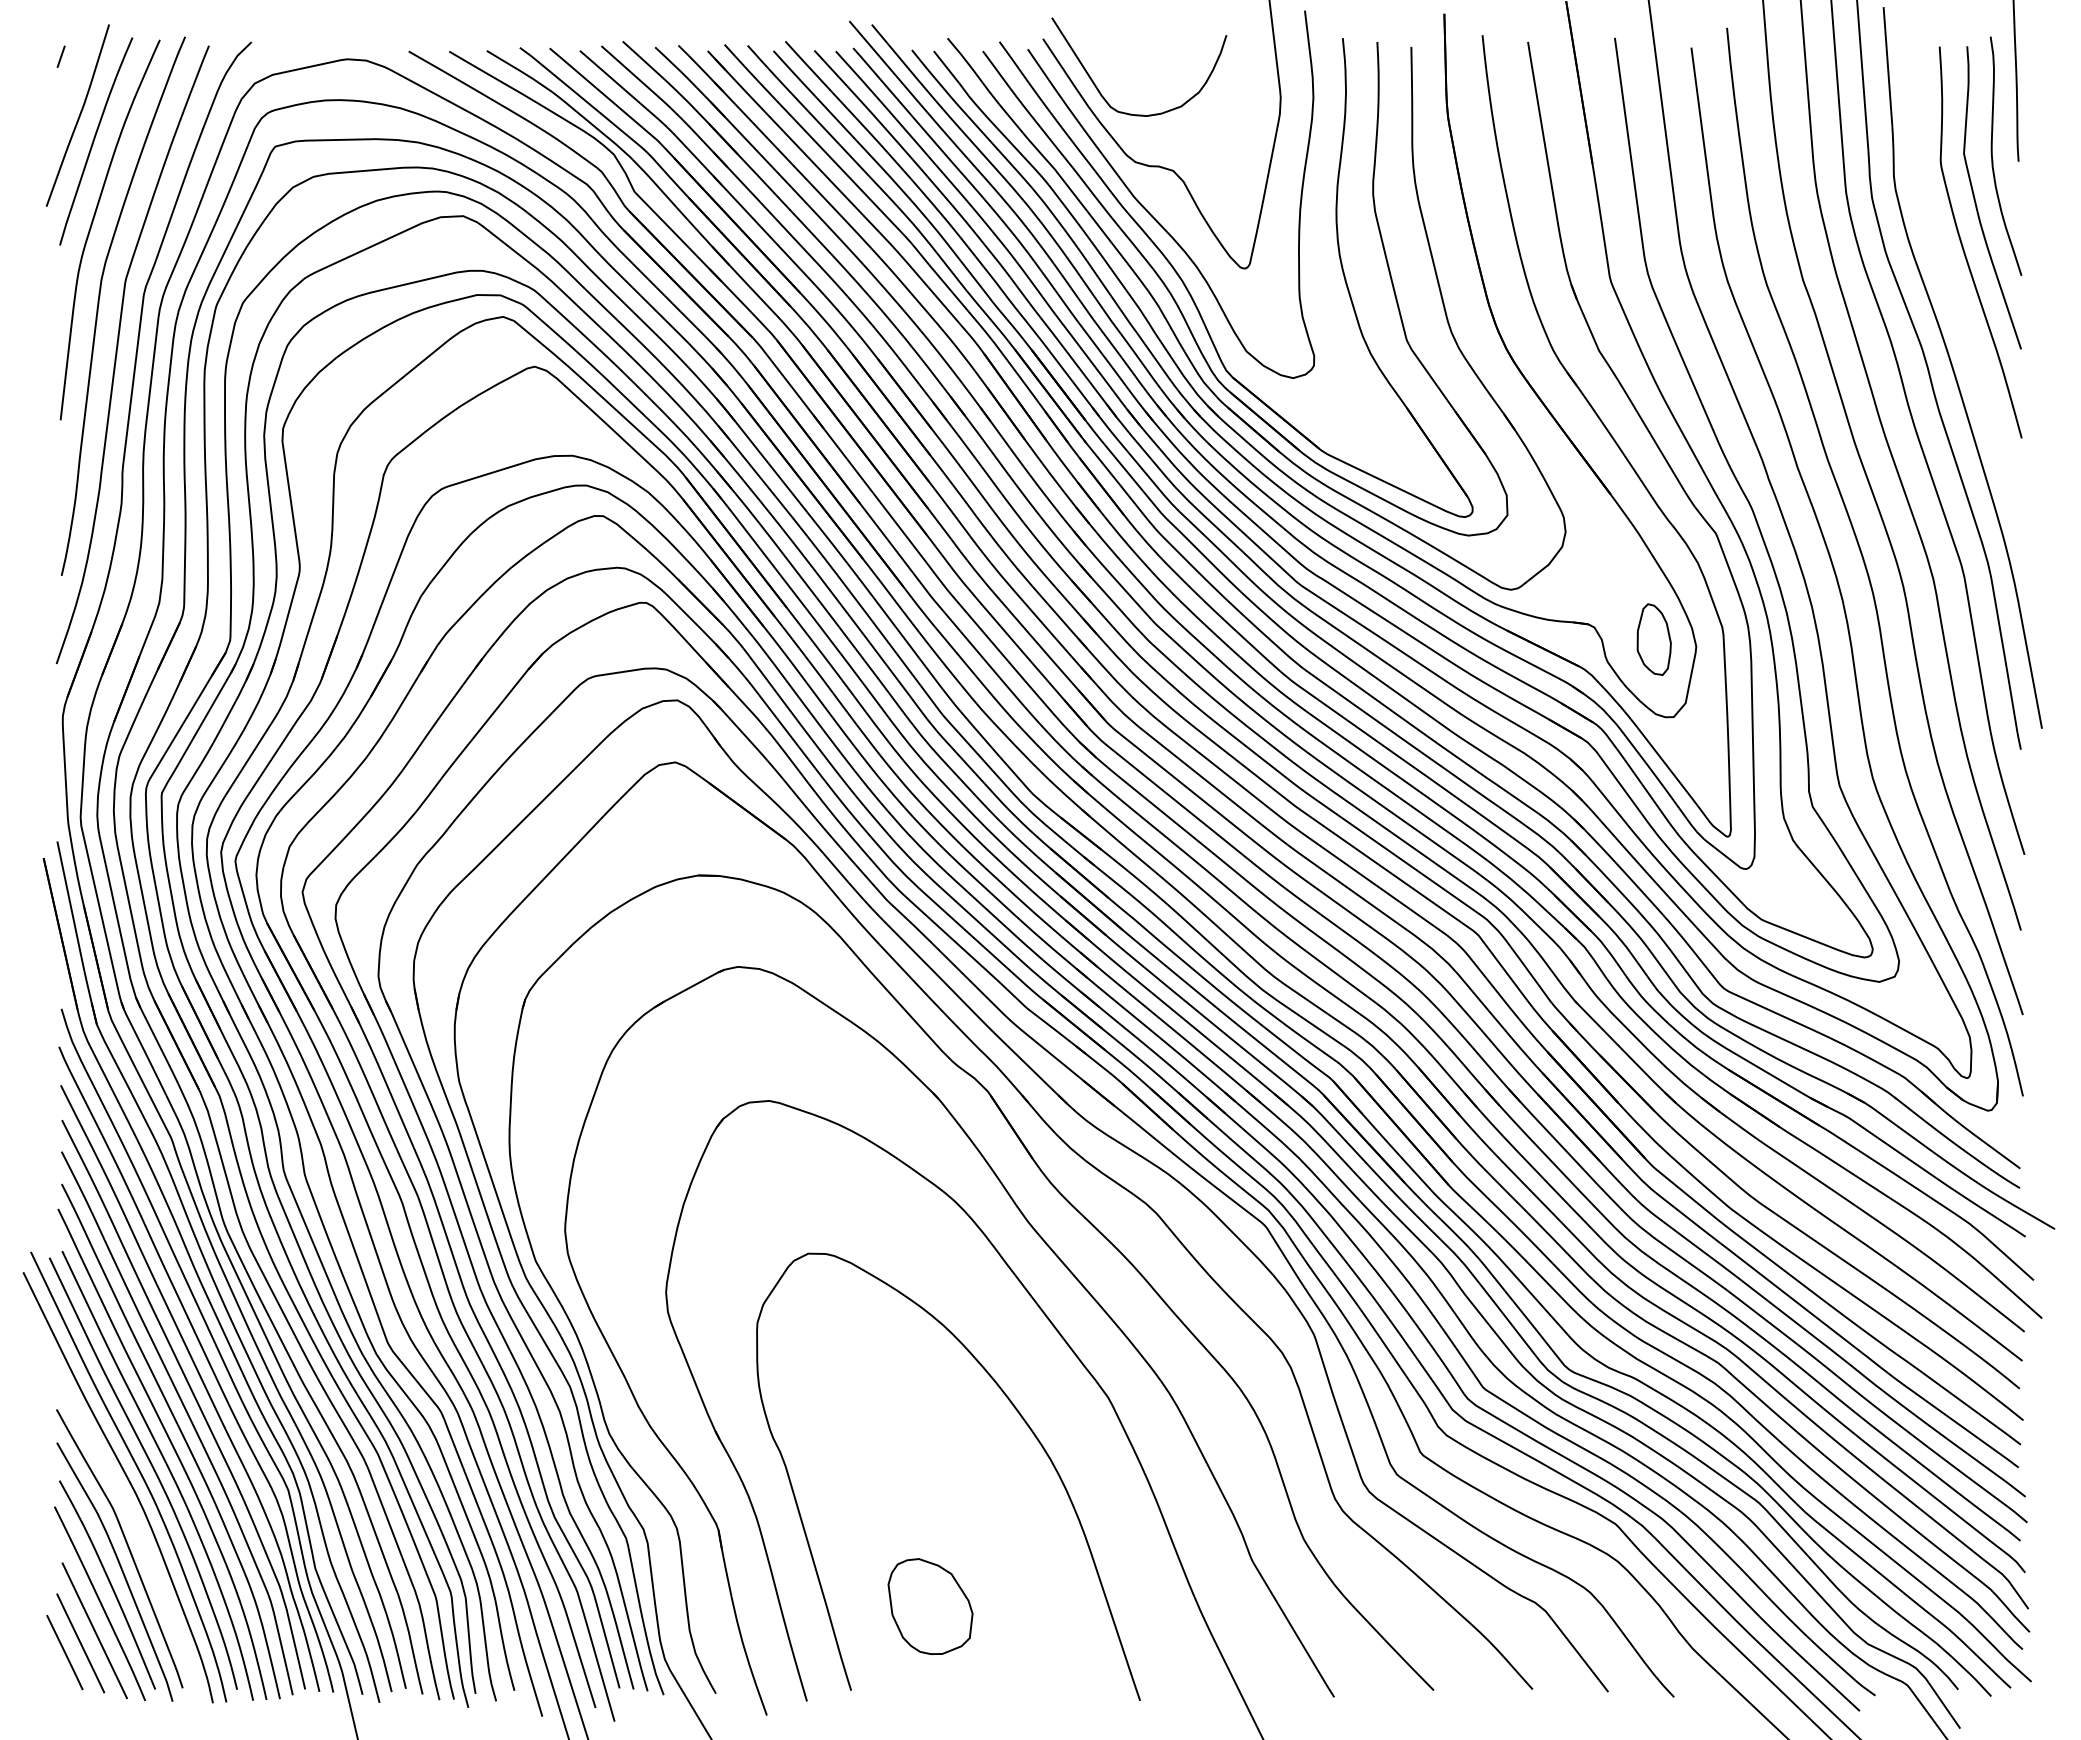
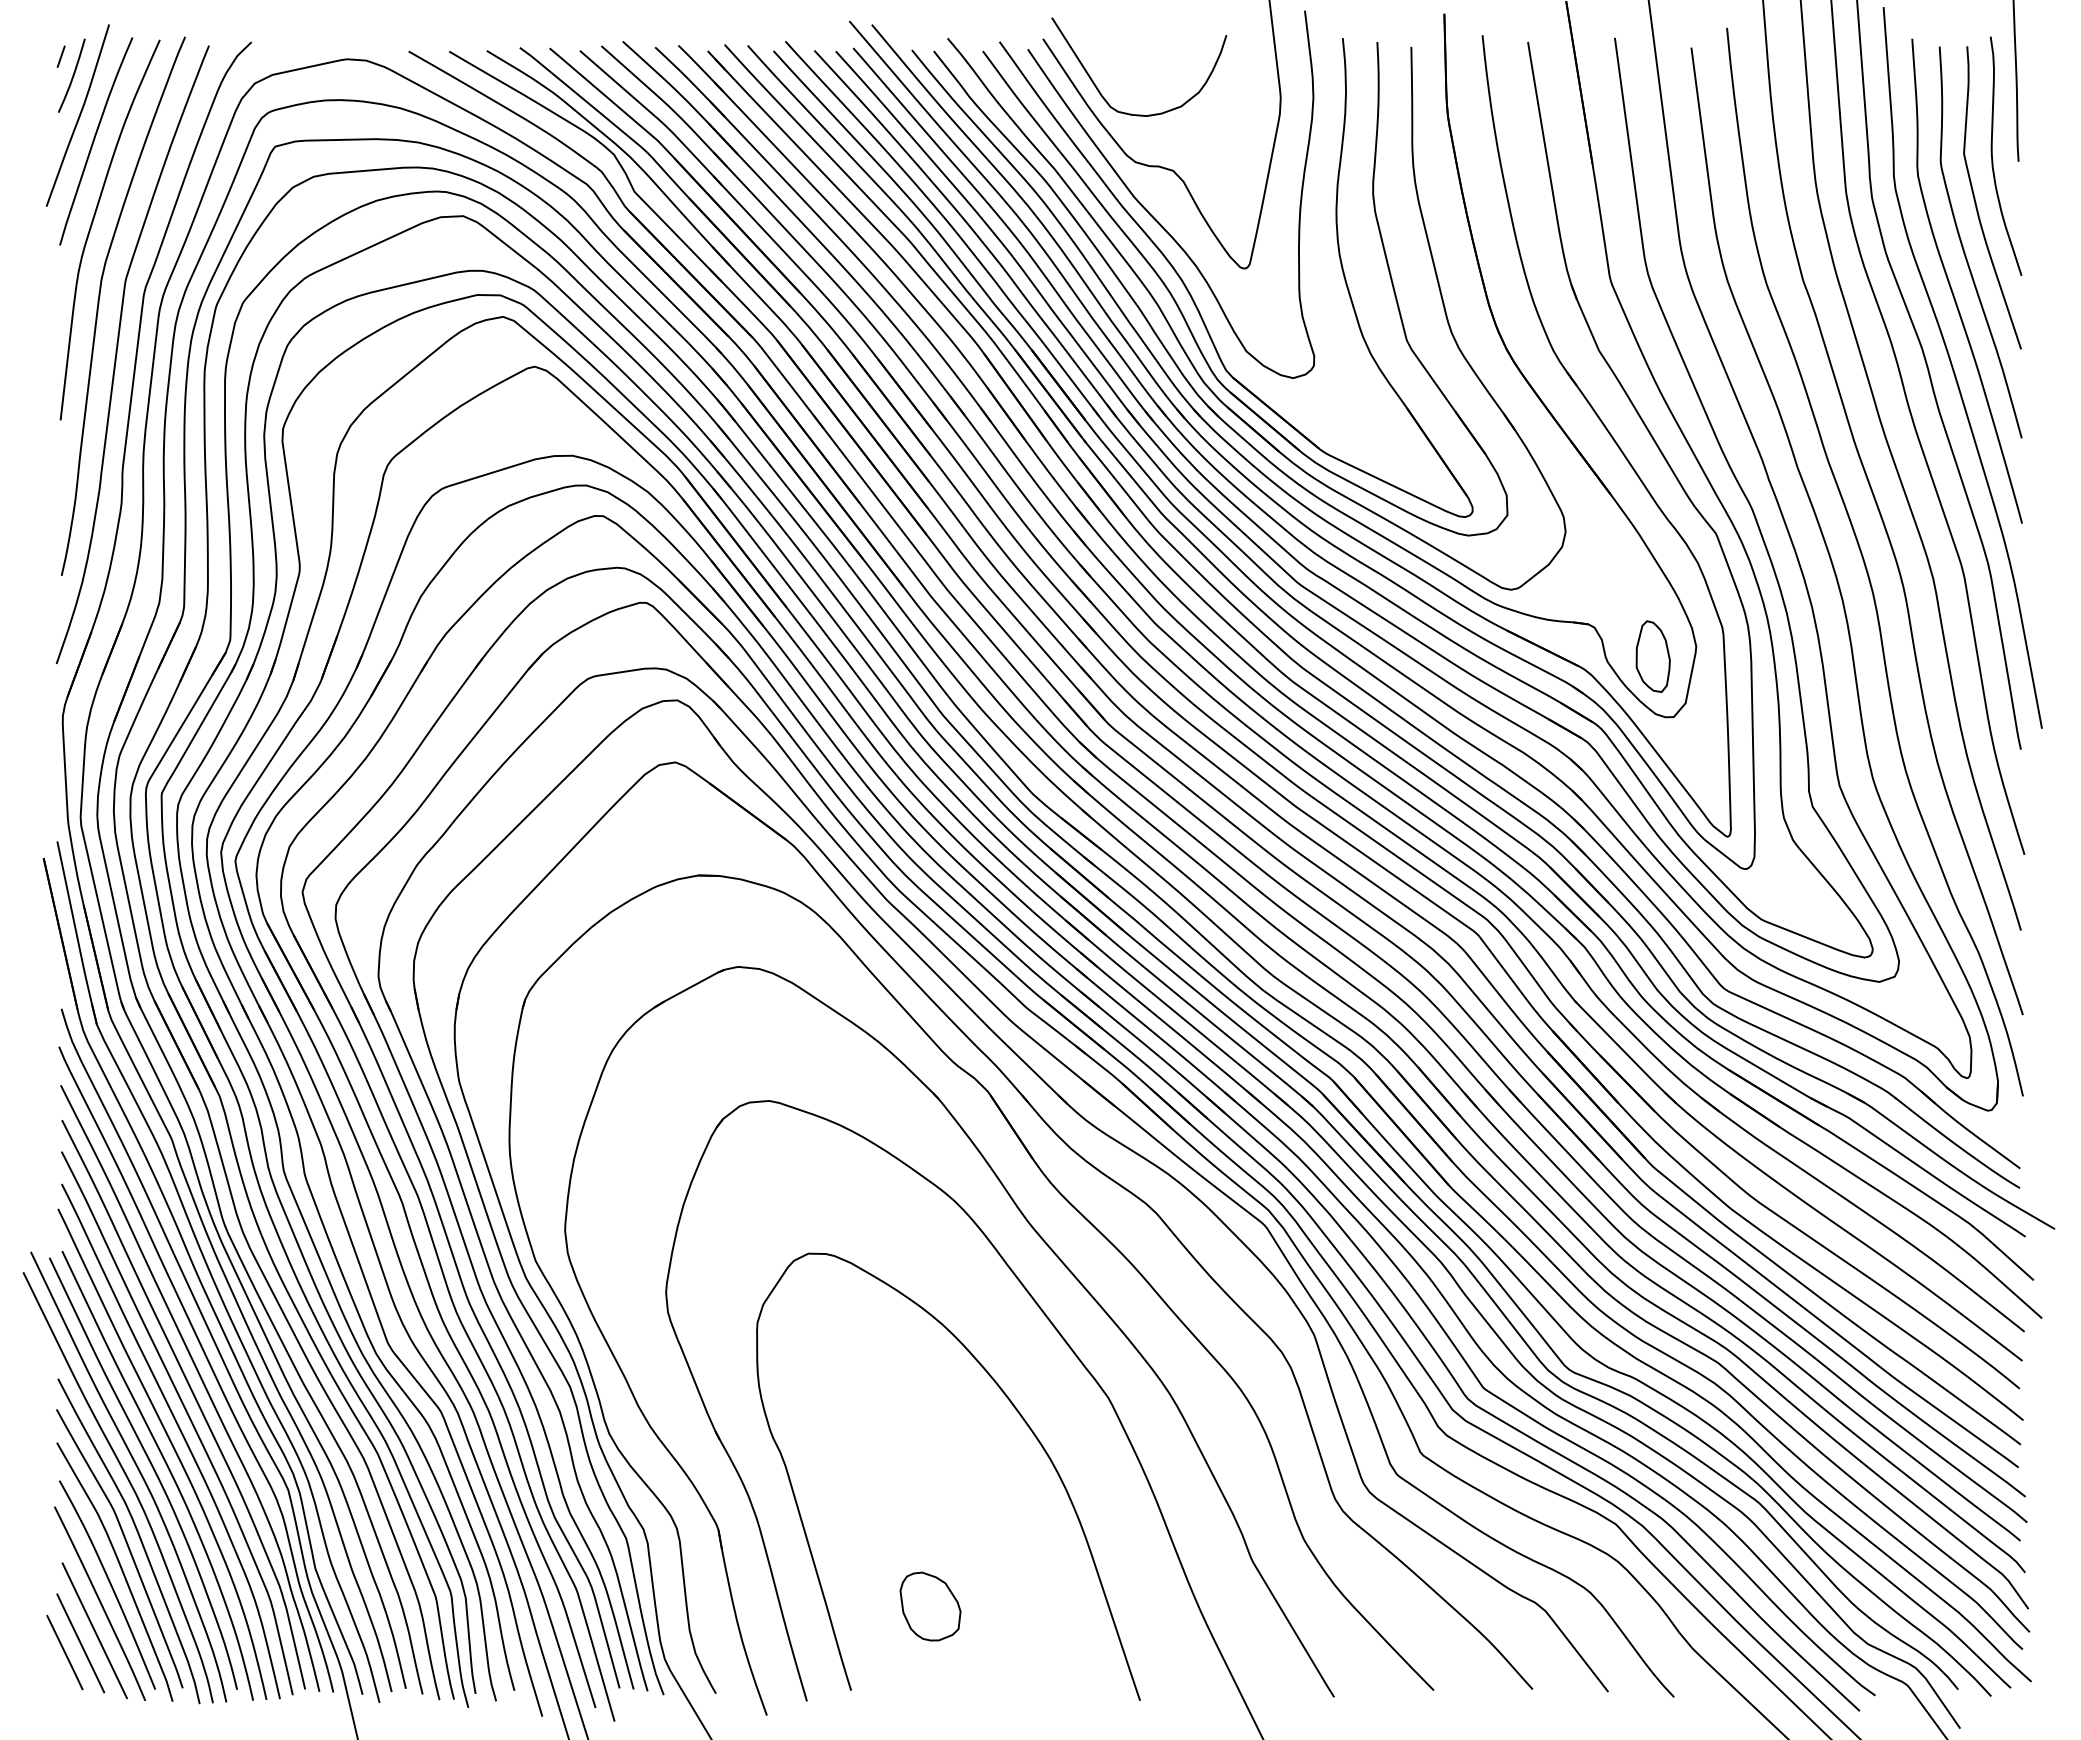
curve: none -> present (72, 75)
curve: none -> present (1951, 286)
part position: (1653, 639) -> (1652, 656) (1652, 656)
curve: none -> present (138, 1536)
part size: 87x97 px -> 63x71 px (930, 1606)
